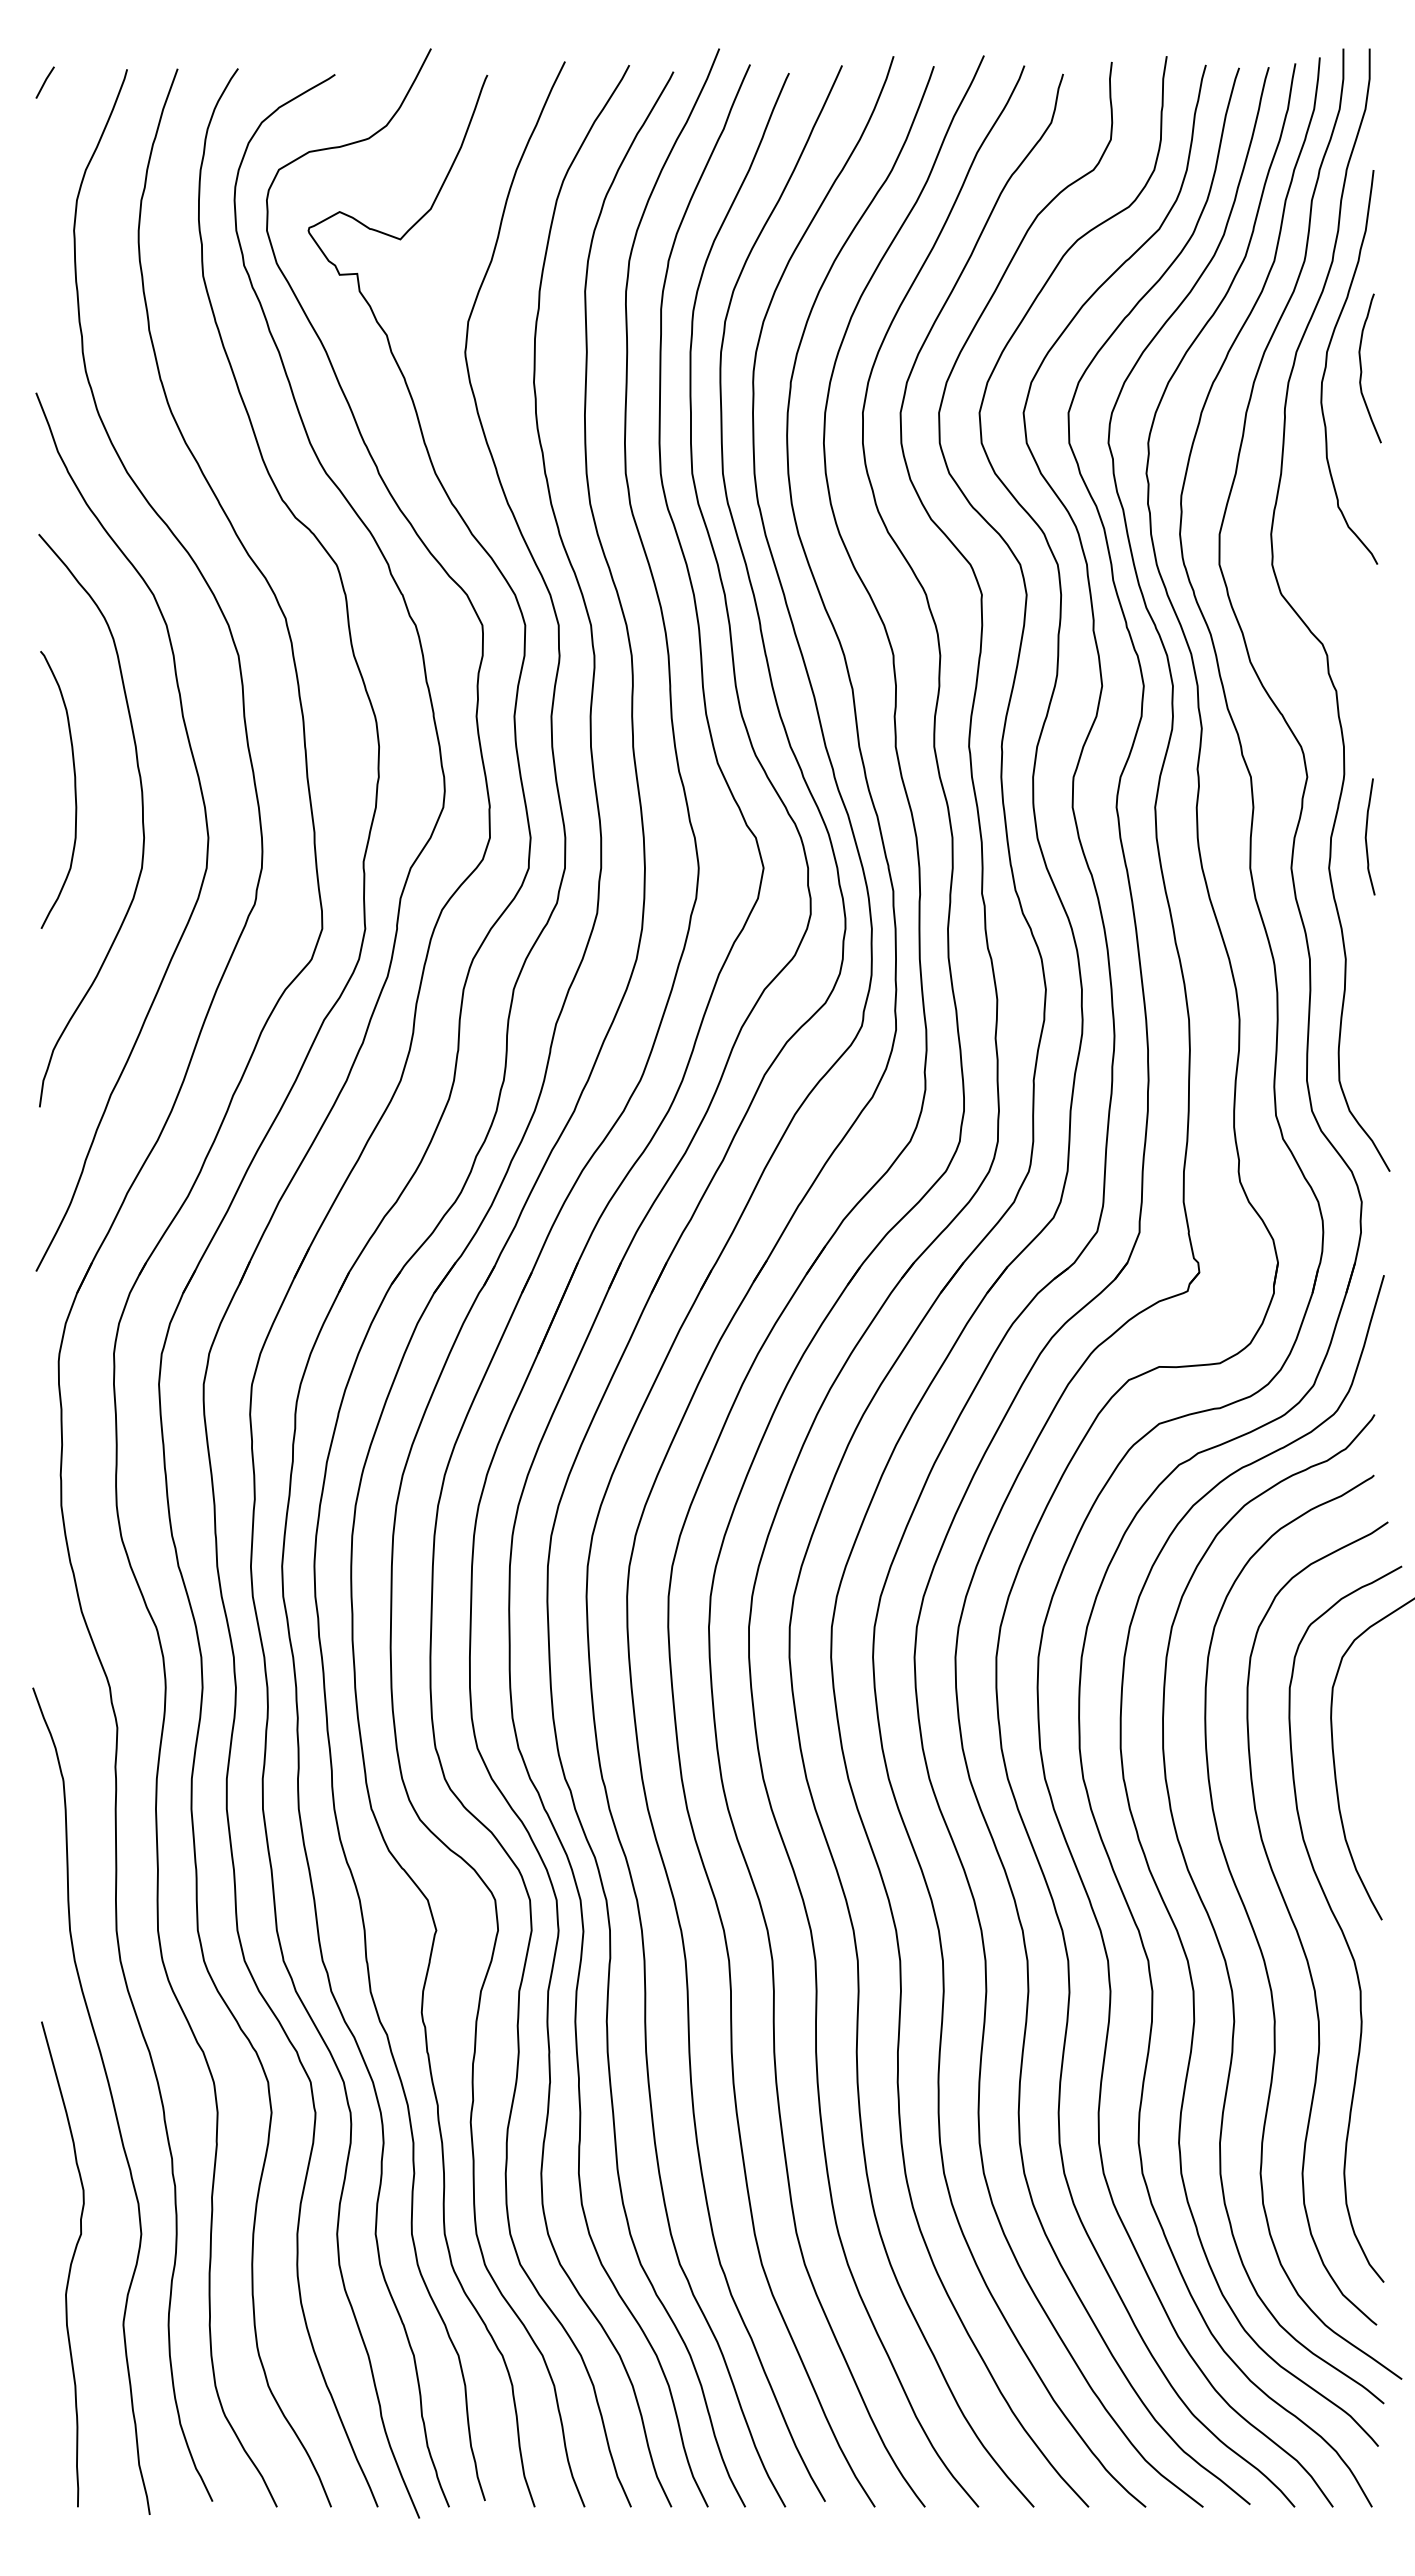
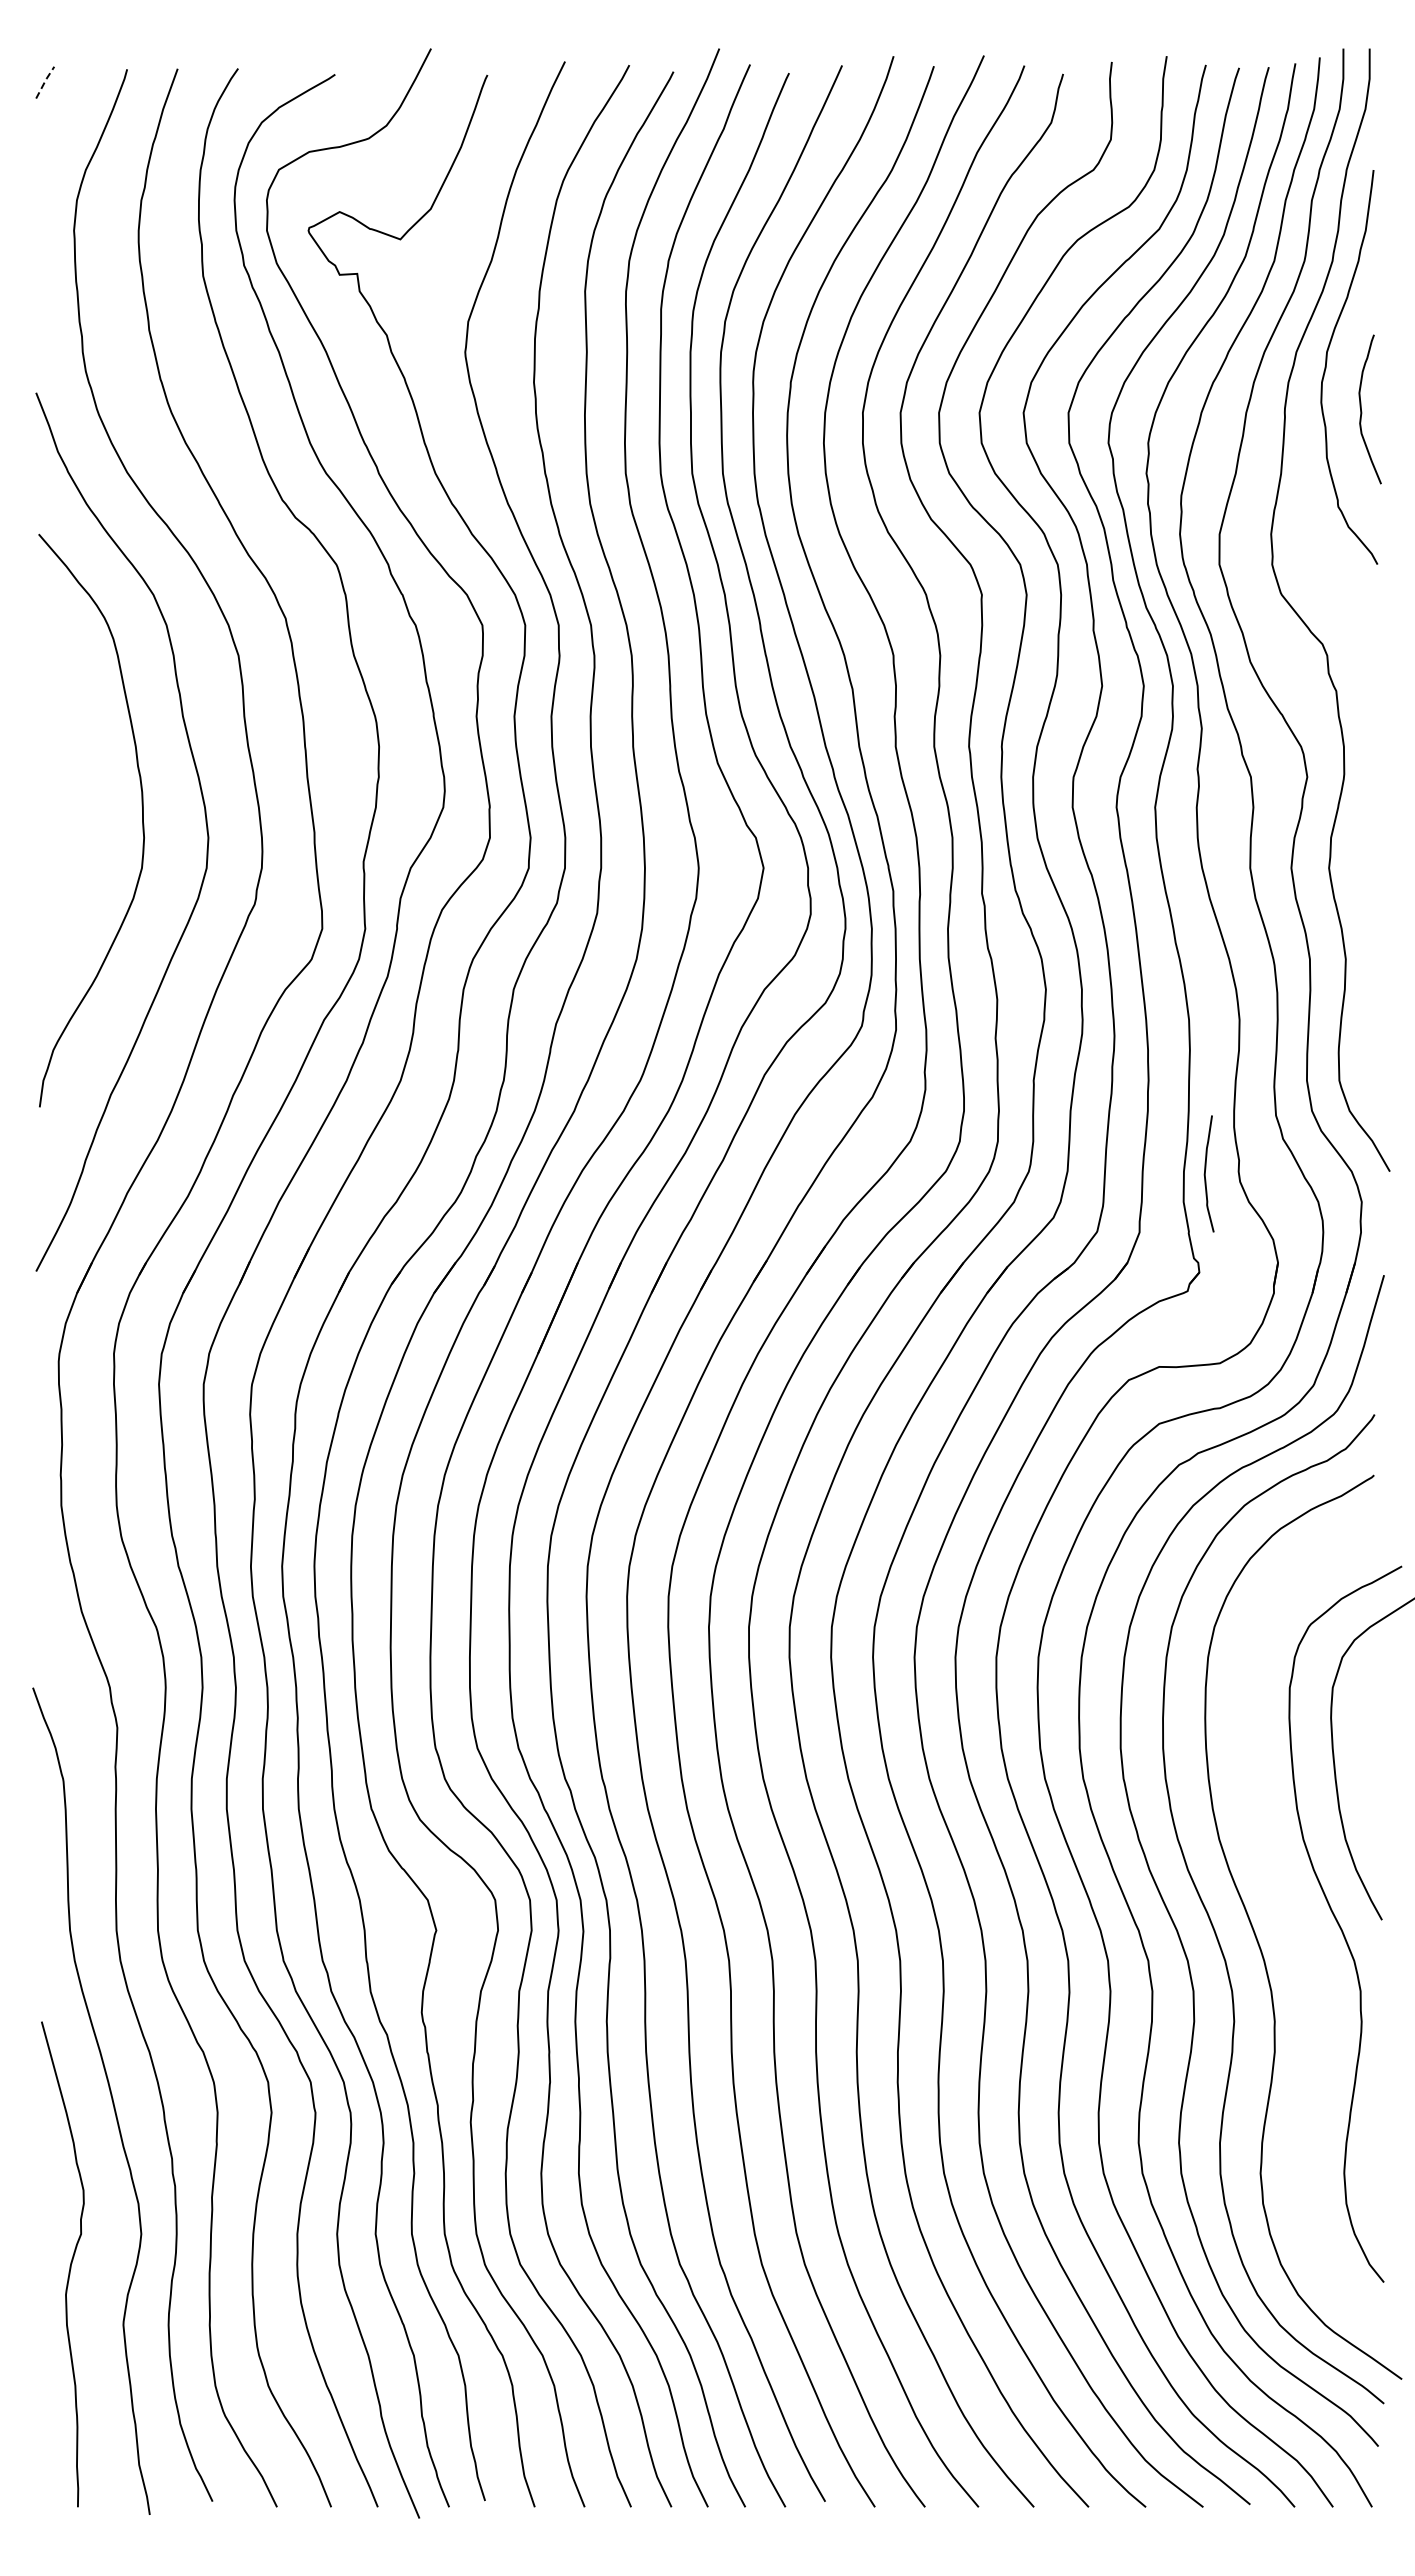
line: solid -> dashed (45, 81)
curve position: (1362, 370) -> (1362, 411) (1362, 411)
curve: present -> none (74, 789)
curve position: (1366, 836) -> (1205, 1173) (1205, 1173)
curve: present -> none (1297, 1929)
